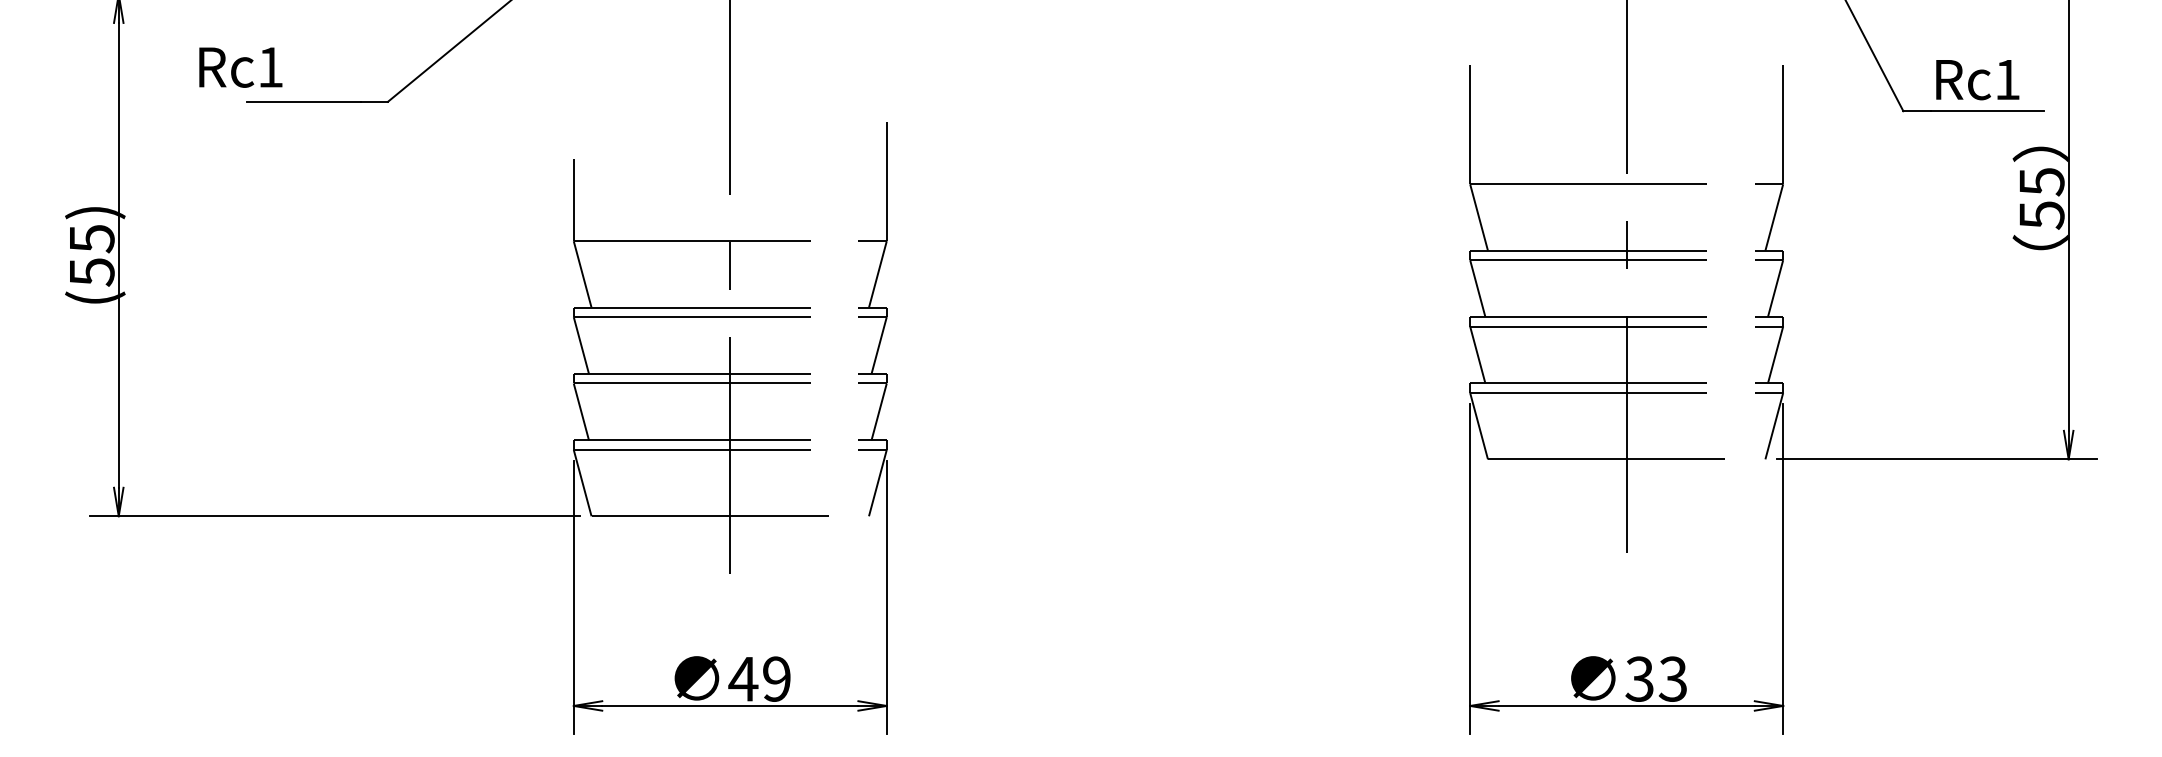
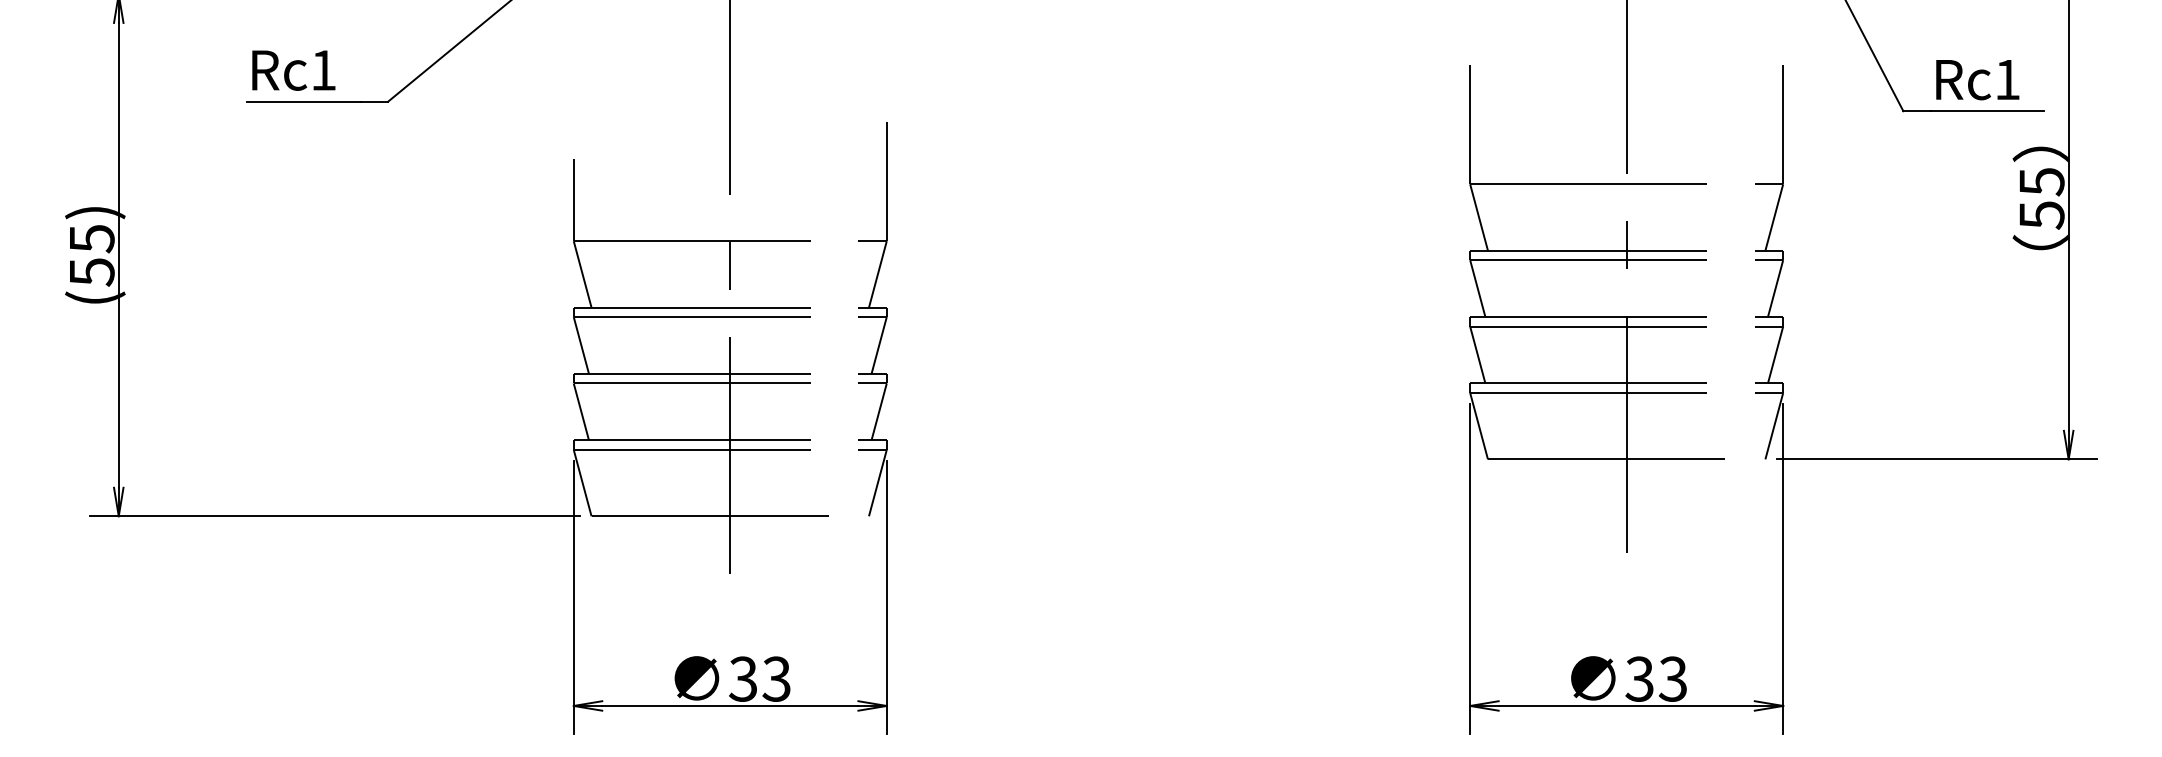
text position: (240, 67) -> (293, 70) (293, 70)
text: 49 -> 33 (759, 678)
